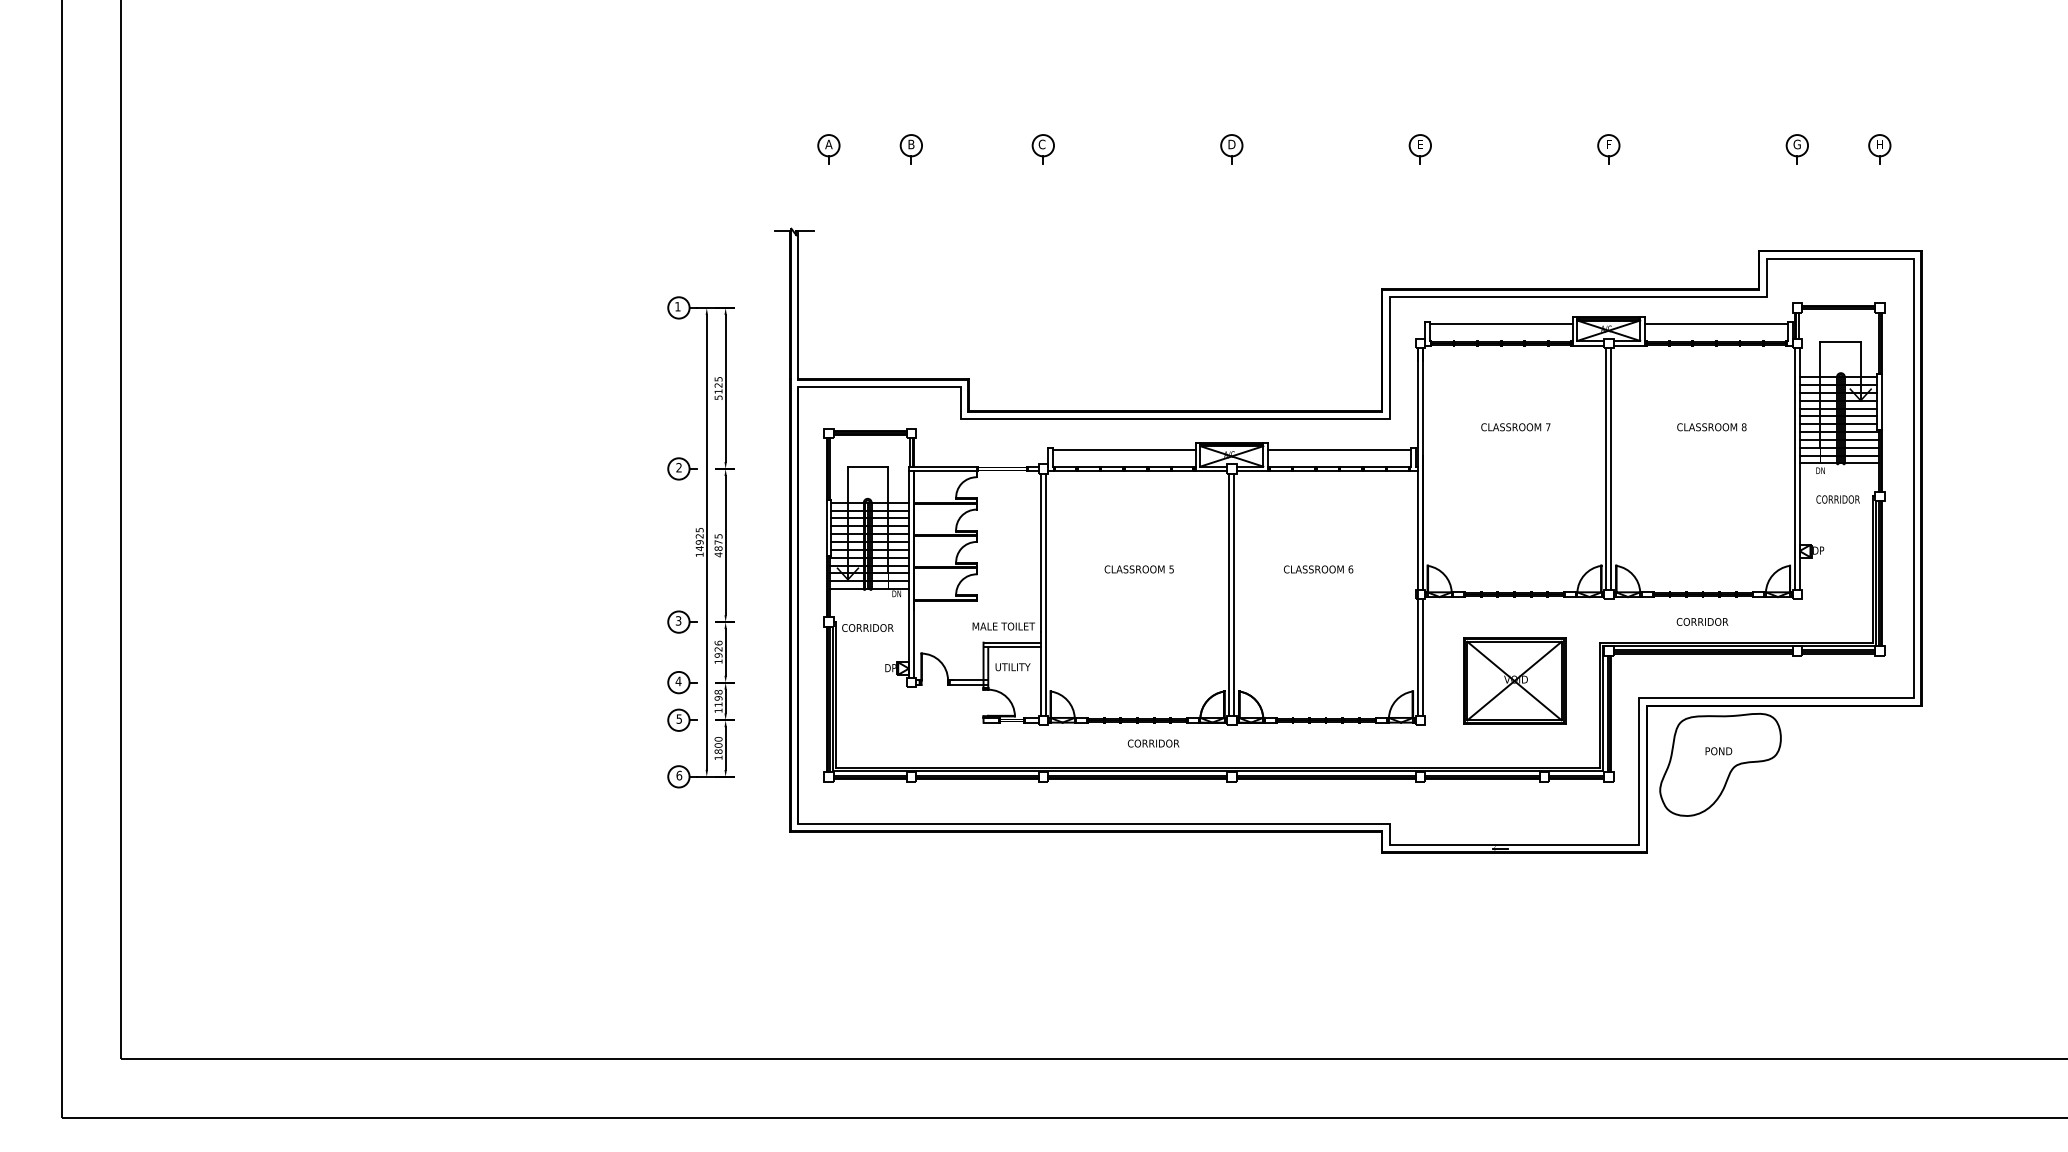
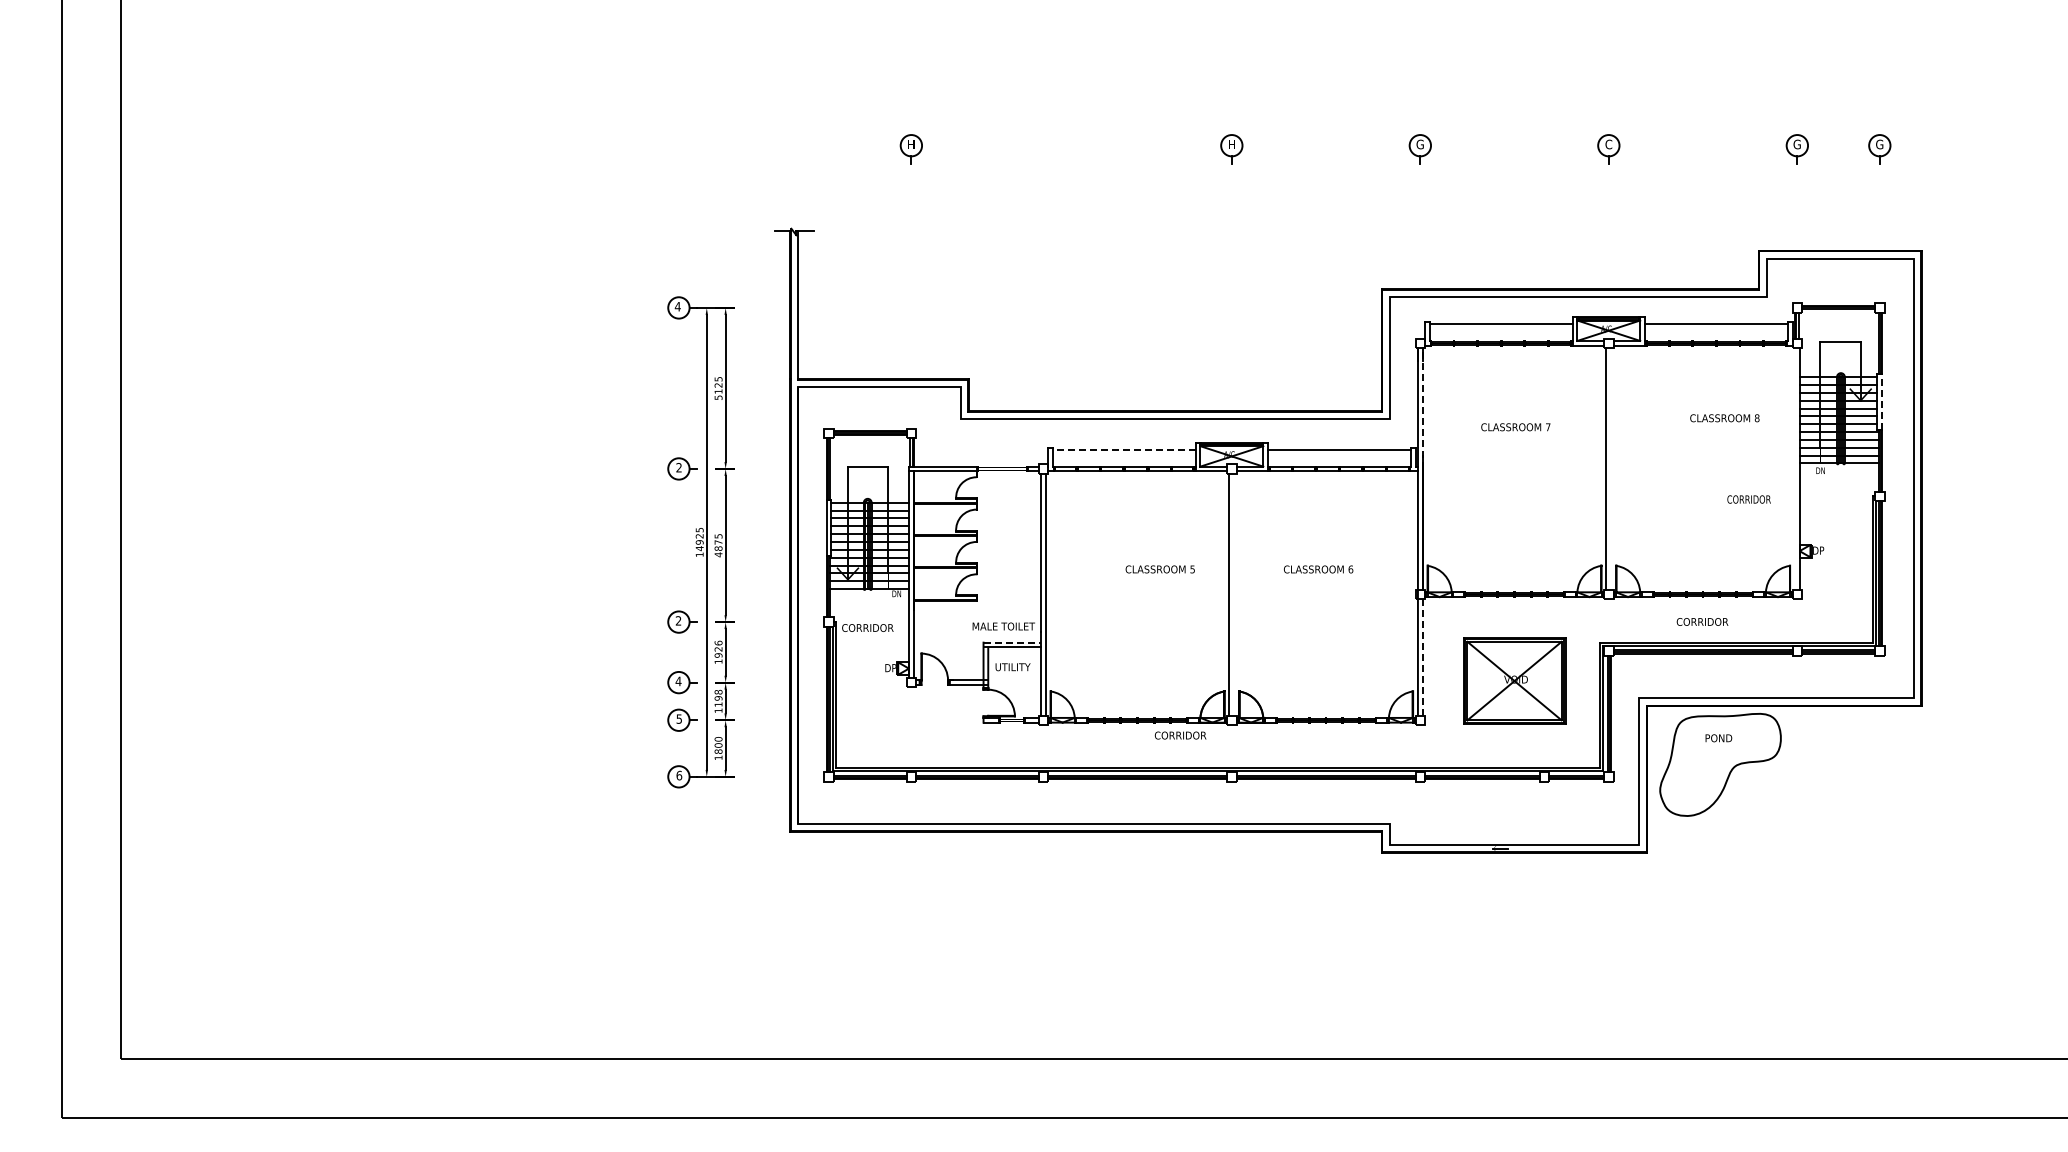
text: B -> H (911, 144)
text: D -> H (1231, 144)
text: E -> G (1419, 144)
text: F -> C (1608, 144)
text: H -> G (1879, 144)
part: present -> none (828, 149)
part: present -> none (1042, 149)
text: 1 -> 4 (677, 306)
line: solid -> dashed (1882, 401)
line: solid -> dashed (1422, 408)
text position: (1711, 427) -> (1724, 418) (1724, 418)
line: solid -> dashed (1123, 450)
line: present -> none (1611, 468)
line: present -> none (1794, 468)
text position: (1837, 499) -> (1748, 499) (1748, 499)
text position: (1138, 569) -> (1159, 569) (1159, 569)
line: present -> none (1234, 594)
text: 3 -> 2 (678, 621)
line: solid -> dashed (1012, 642)
line: solid -> dashed (1422, 657)
text position: (1153, 743) -> (1180, 735) (1180, 735)
text position: (1718, 751) -> (1718, 738) (1718, 738)
